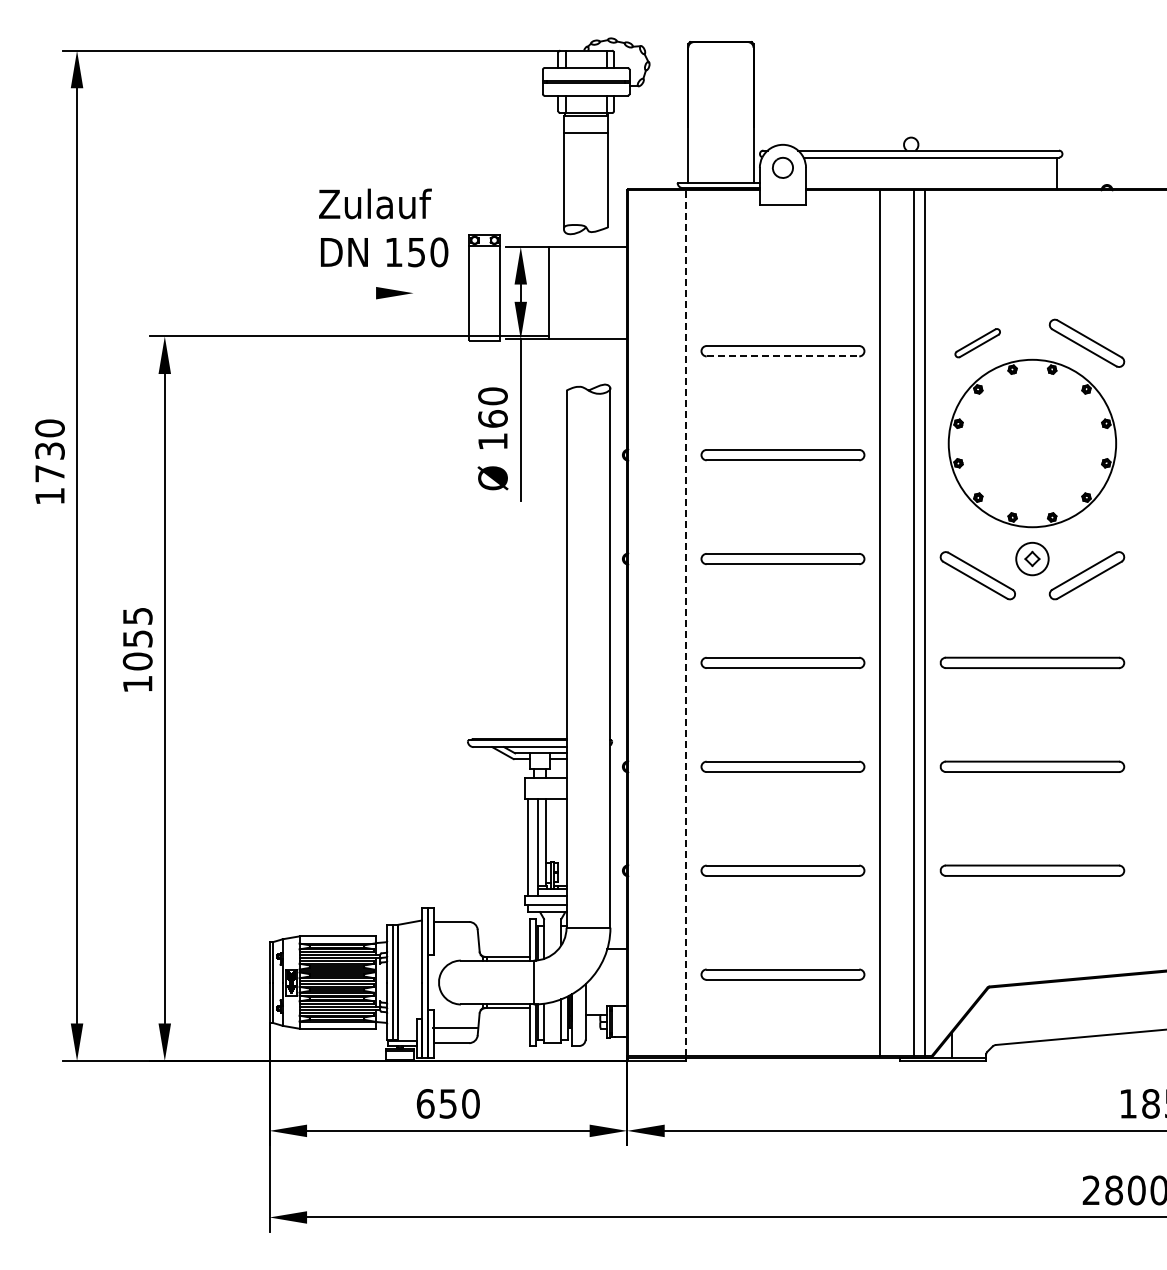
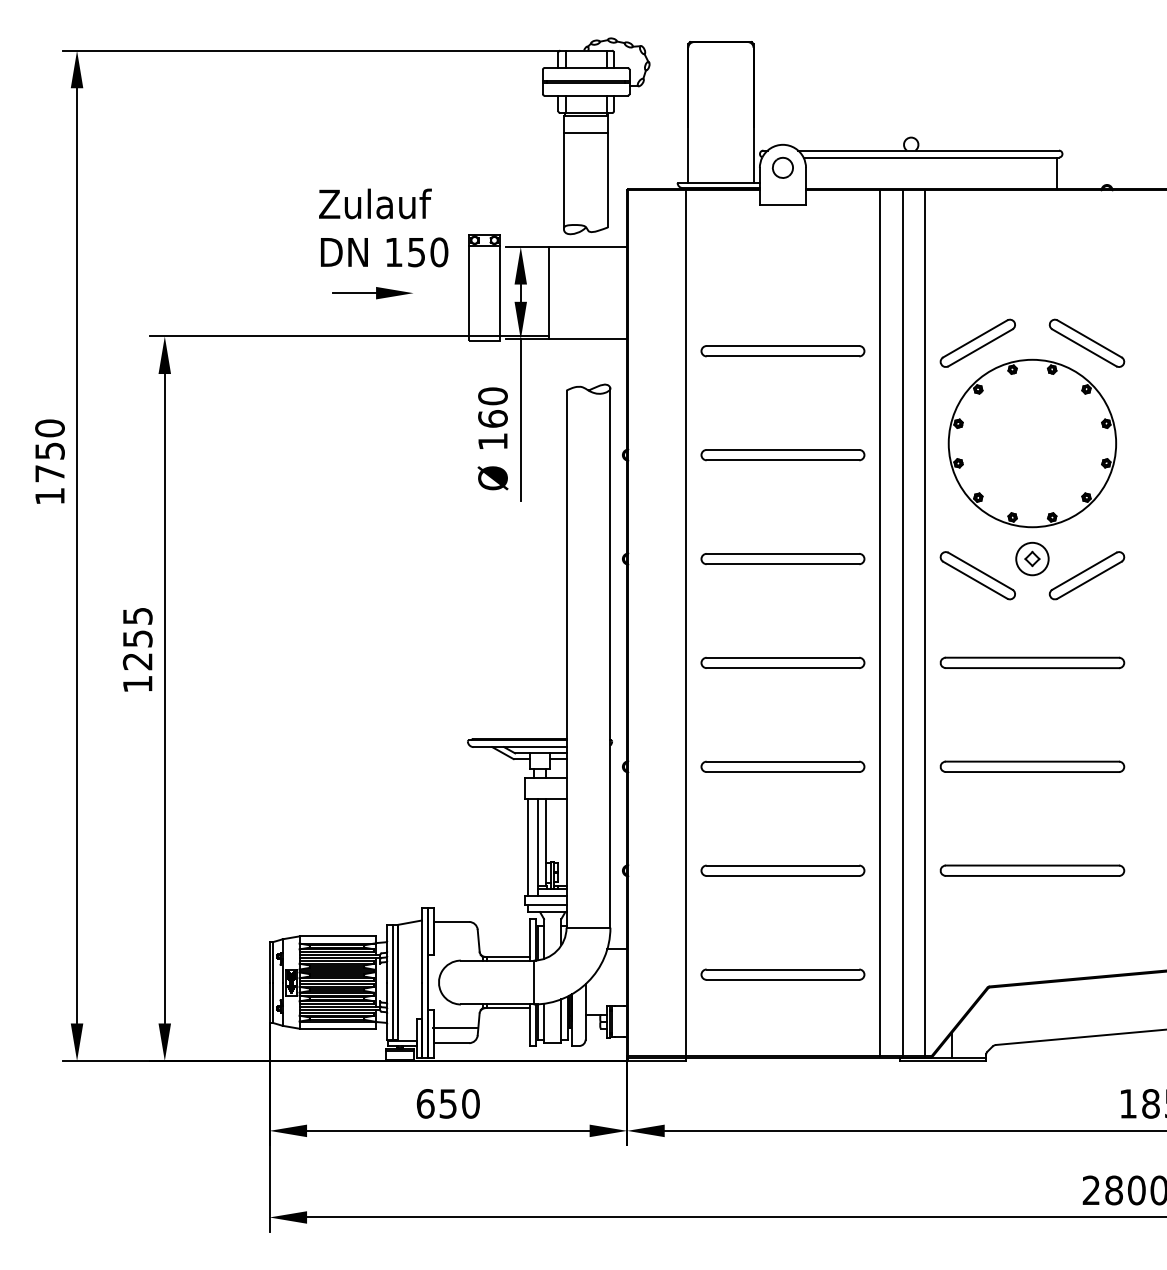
line: none -> present (354, 293)
part size: 47x31 px -> 77x50 px (977, 342)
line: dashed -> solid (783, 356)
text: 1730 -> 1750 (49, 450)
line: dashed -> solid (686, 623)
line position: (913, 623) -> (902, 623) (902, 623)
text: 1055 -> 1255 (137, 661)
